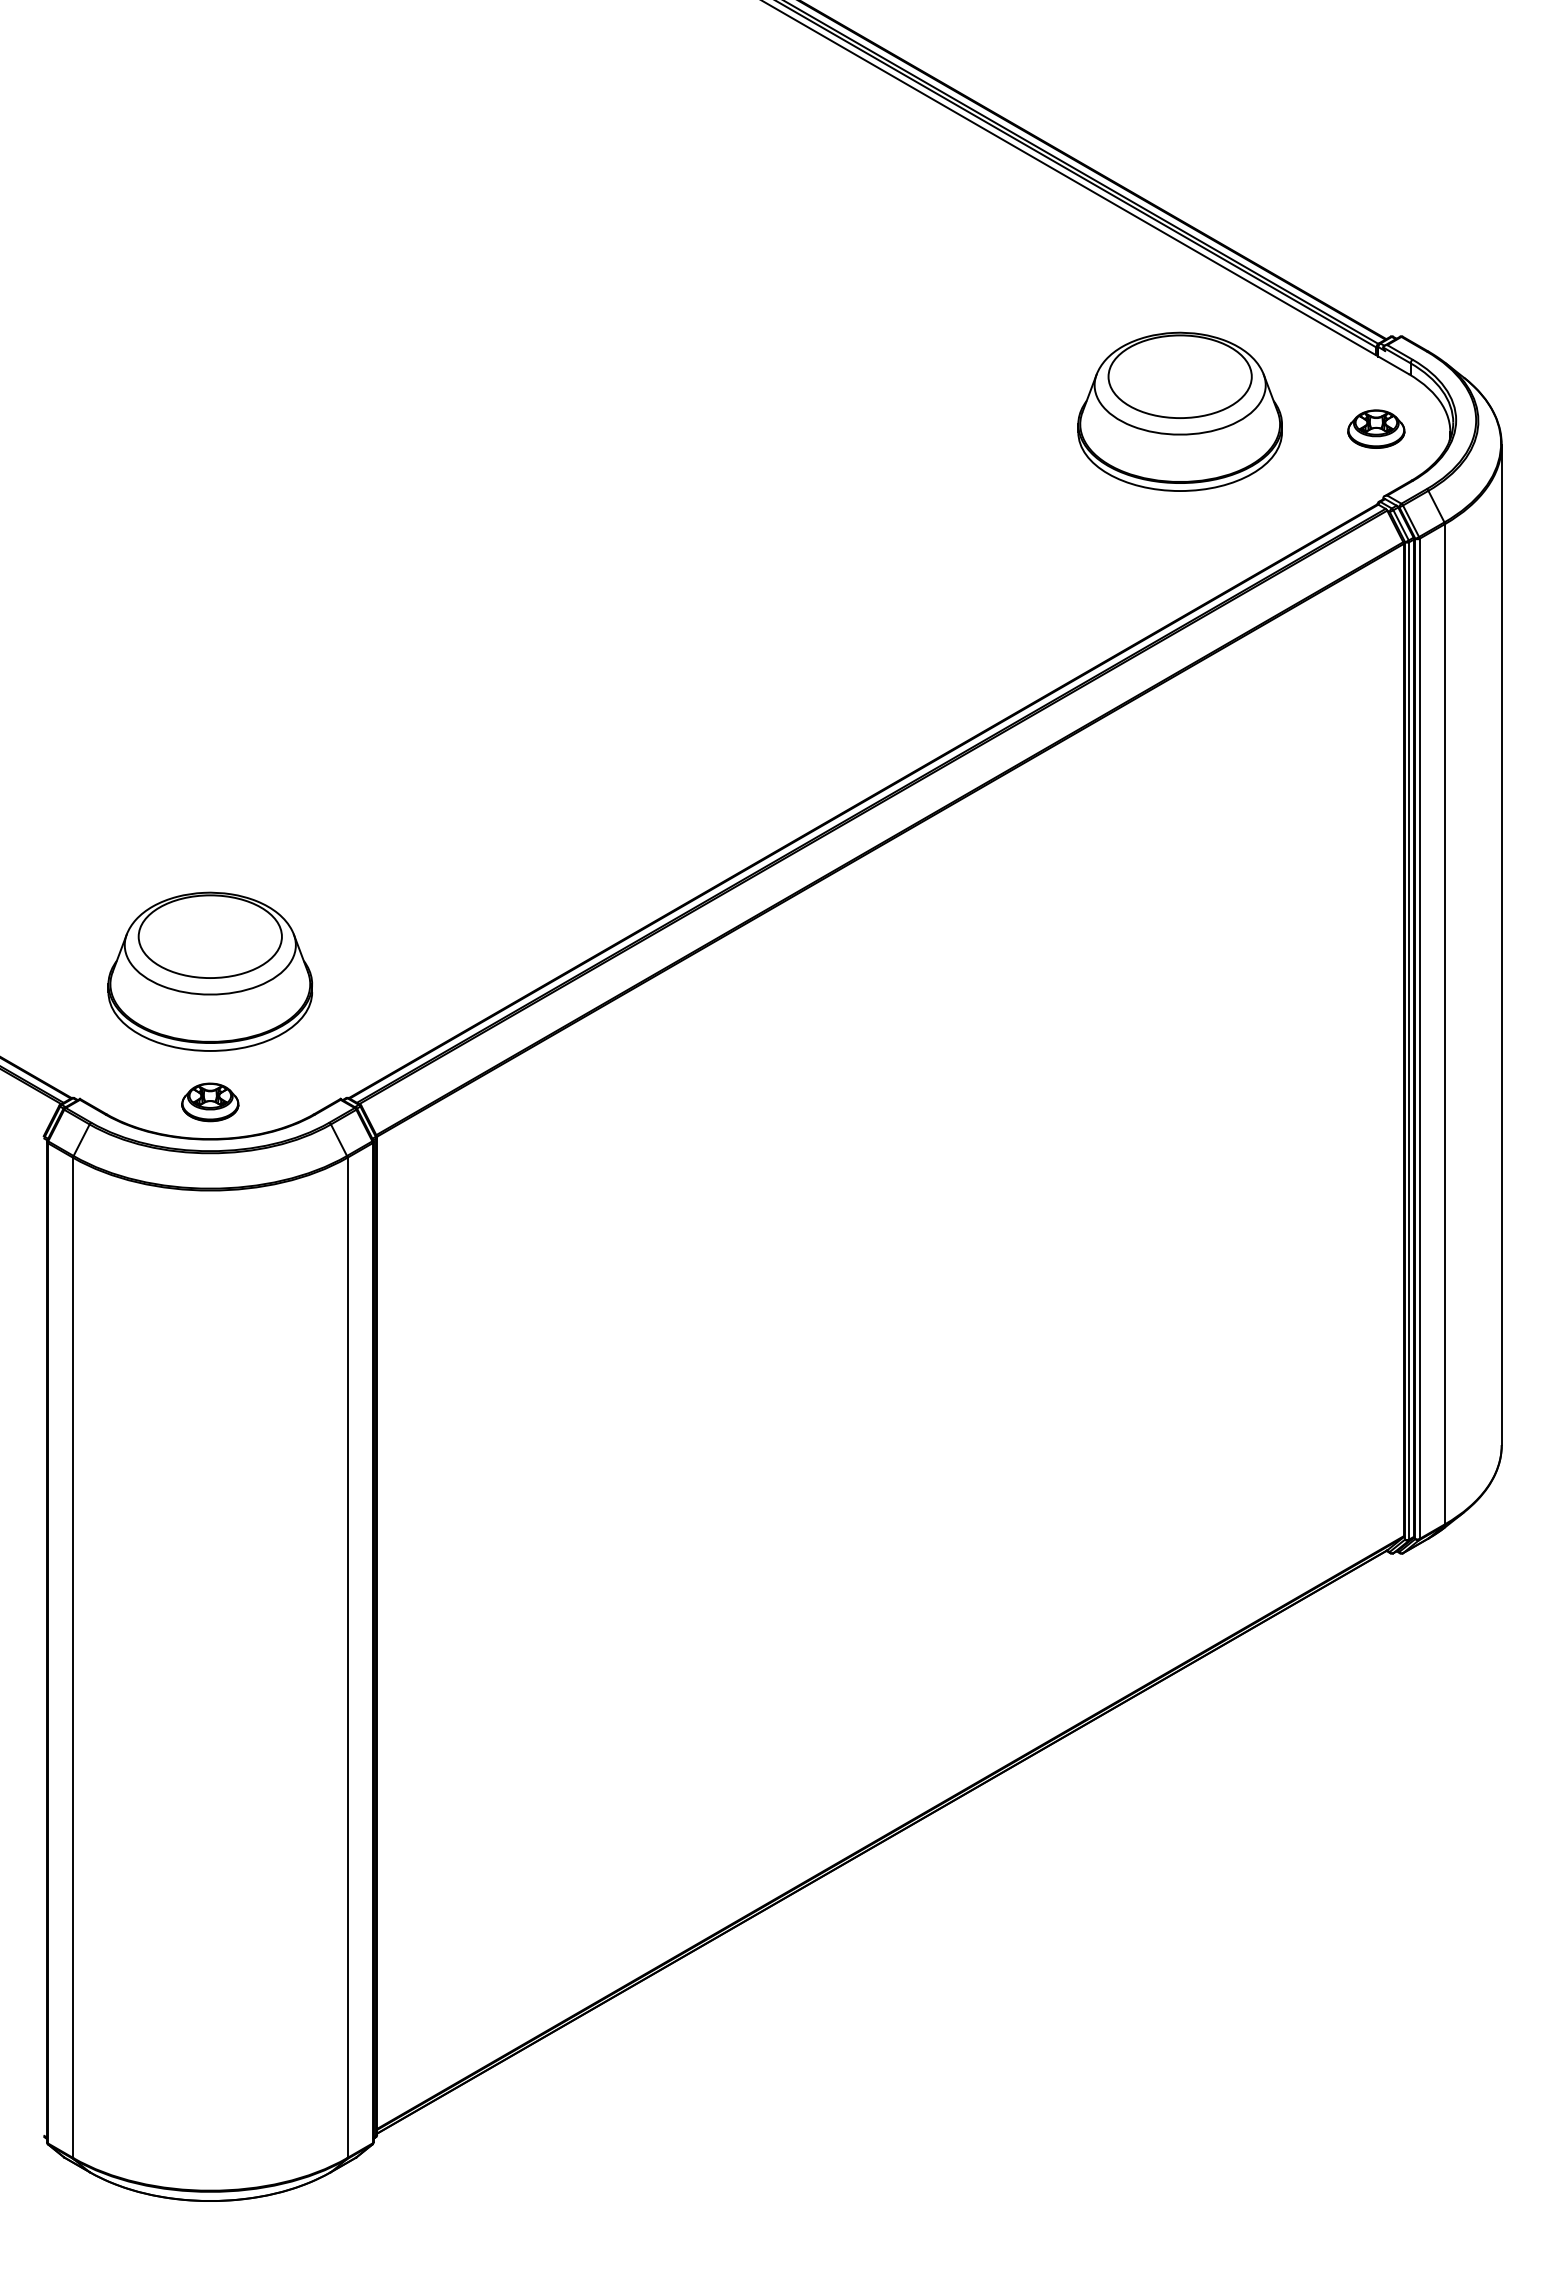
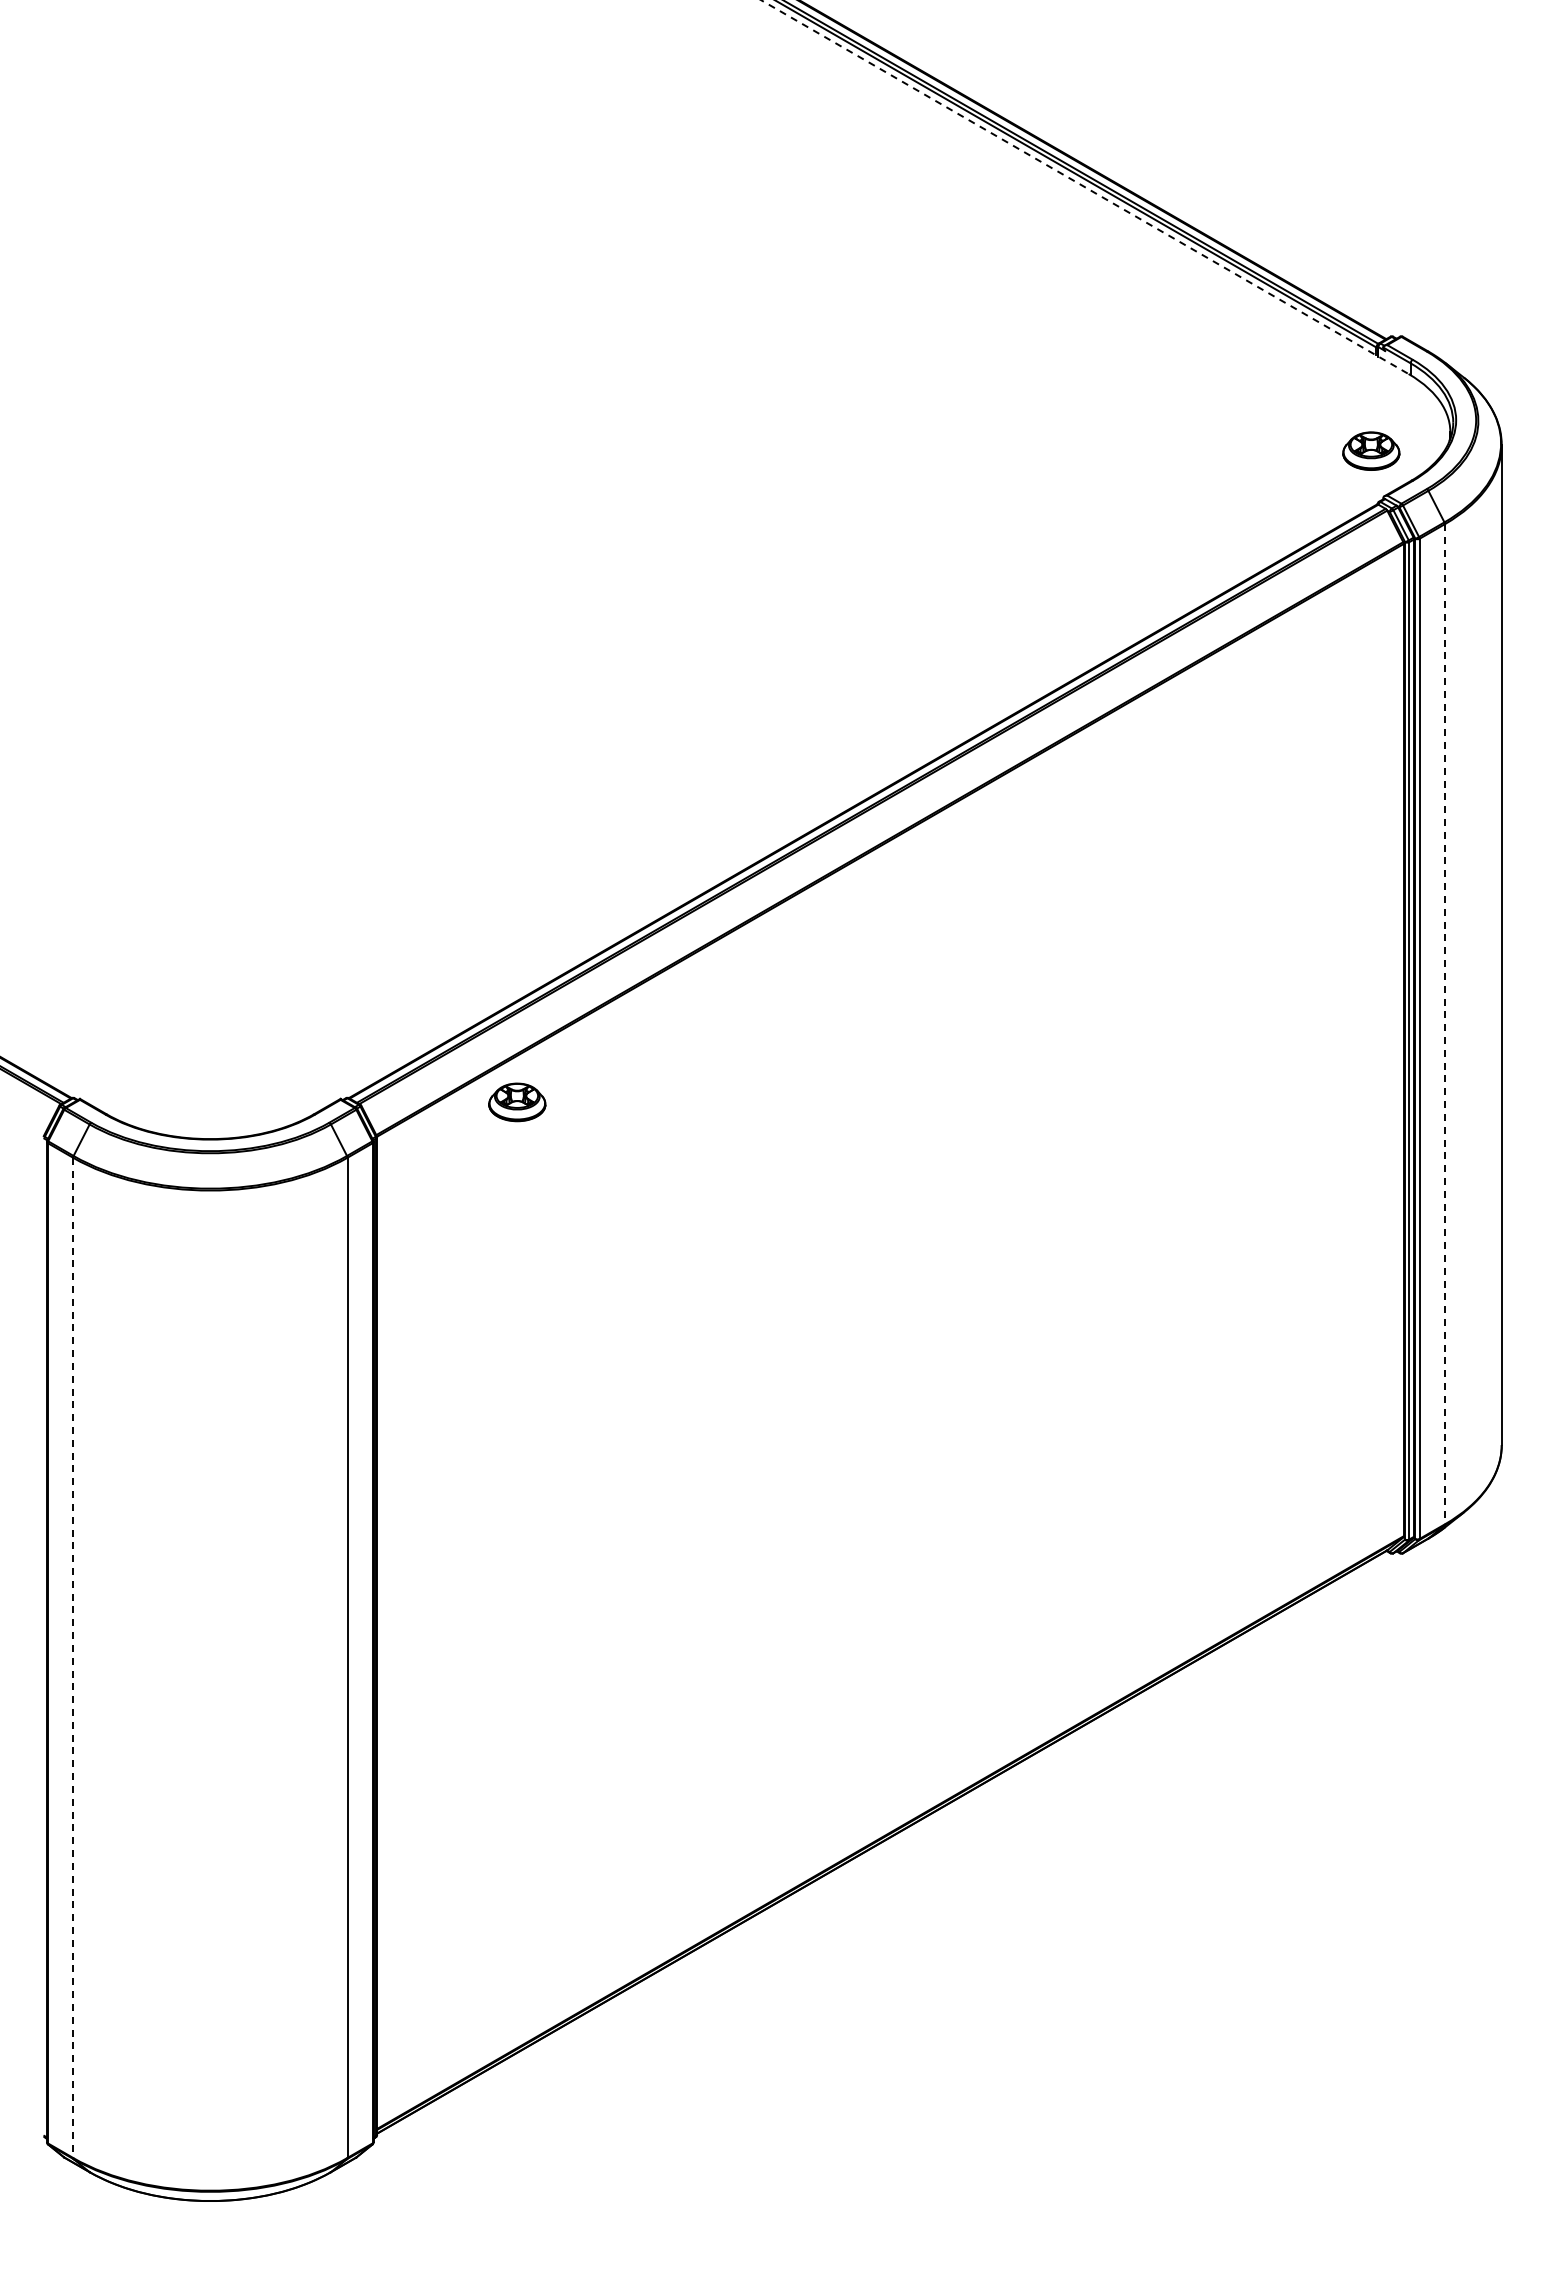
line: solid -> dashed (1084, 187)
part: present -> none (1179, 411)
part position: (1376, 428) -> (1371, 450) (1371, 450)
part: present -> none (210, 971)
line: solid -> dashed (1444, 1024)
part position: (210, 1102) -> (517, 1102) (517, 1102)
line: solid -> dashed (73, 1658)
